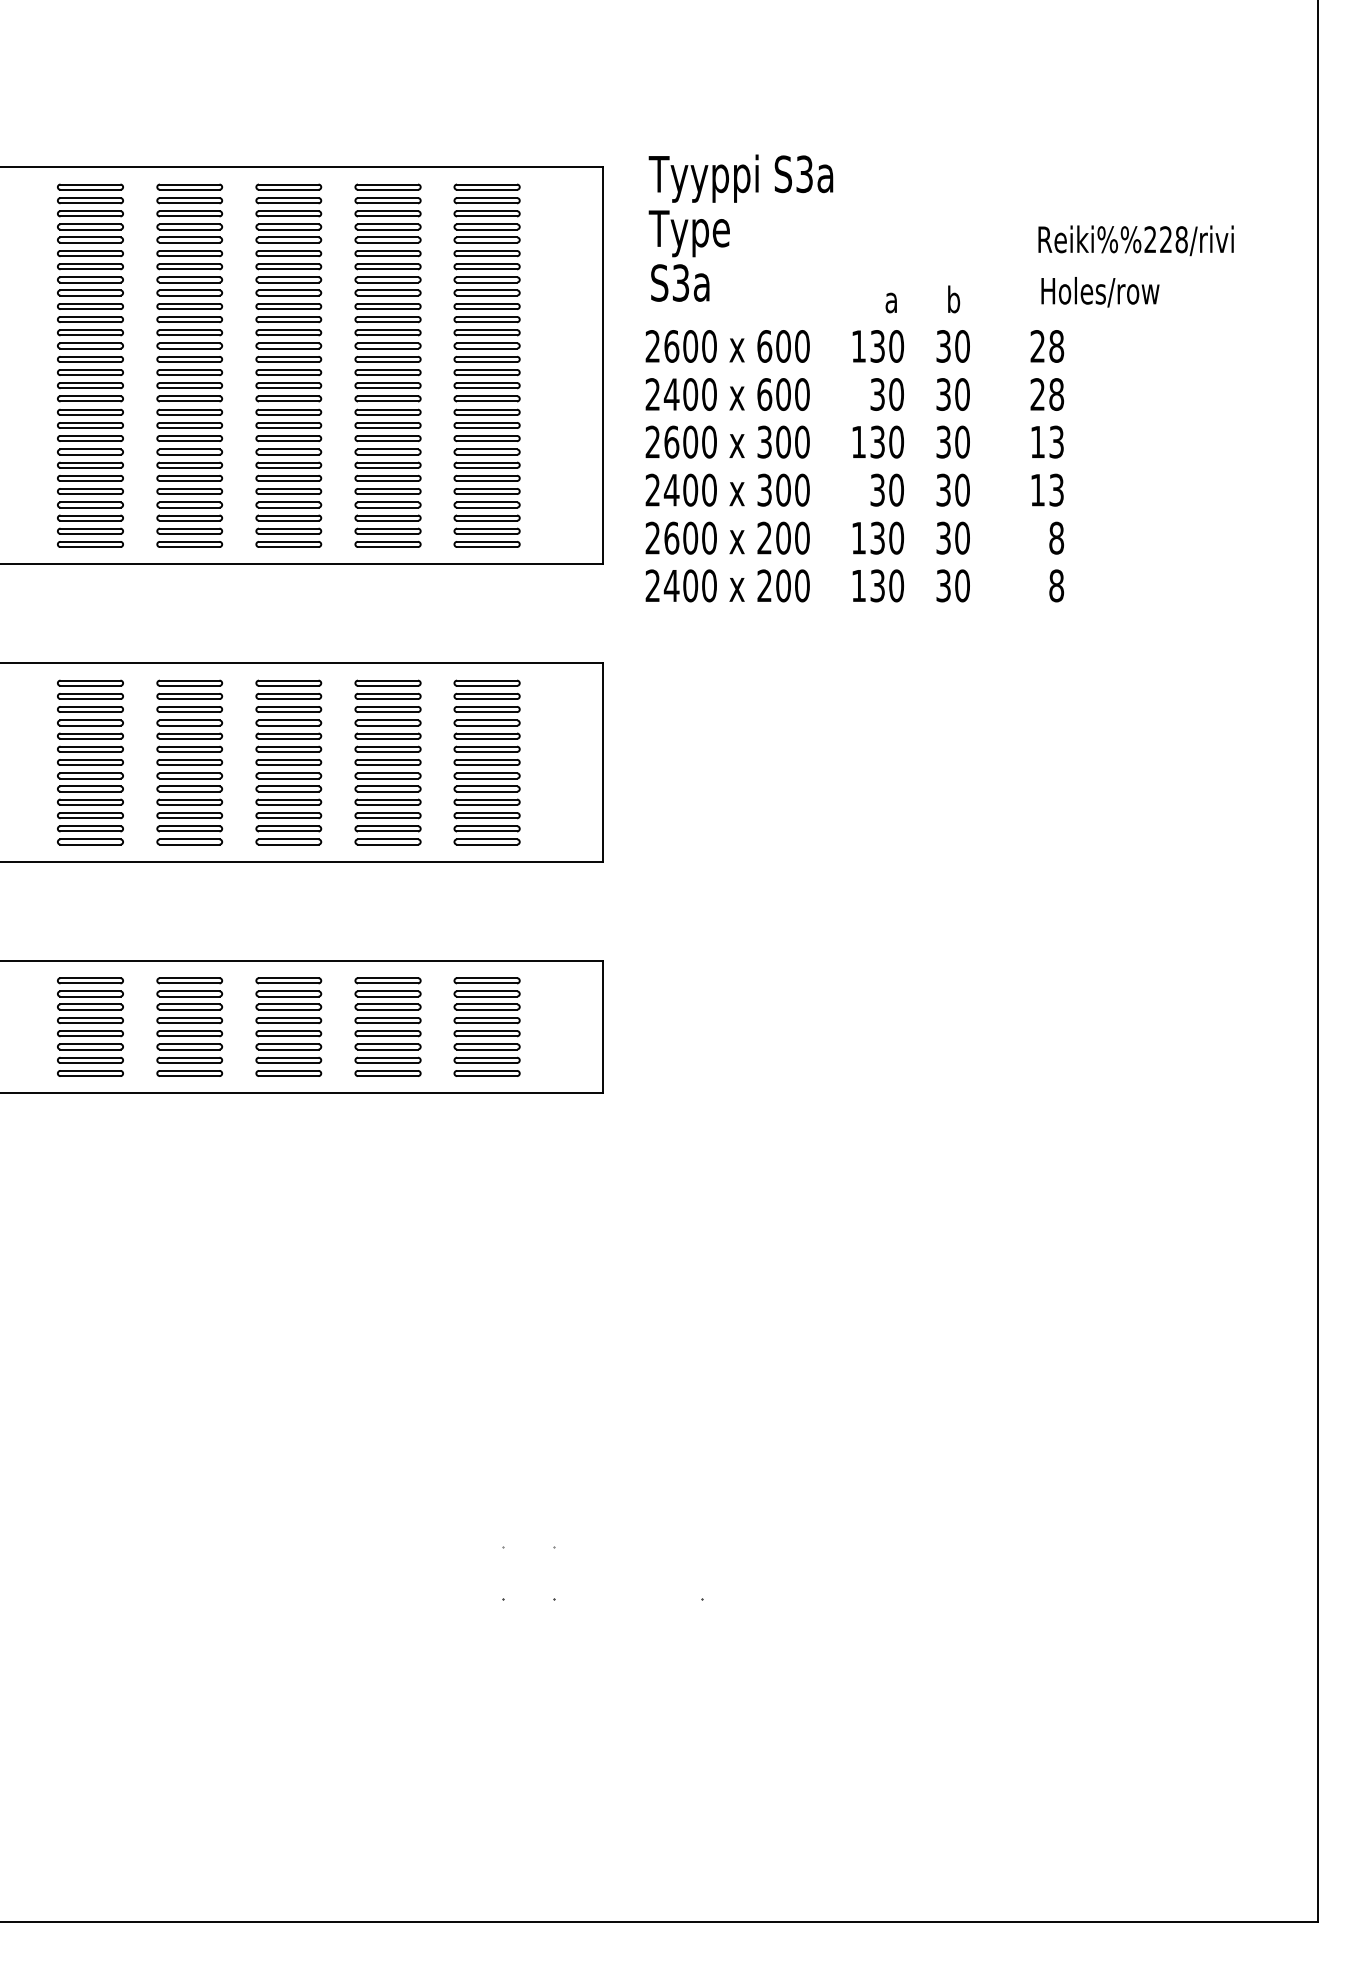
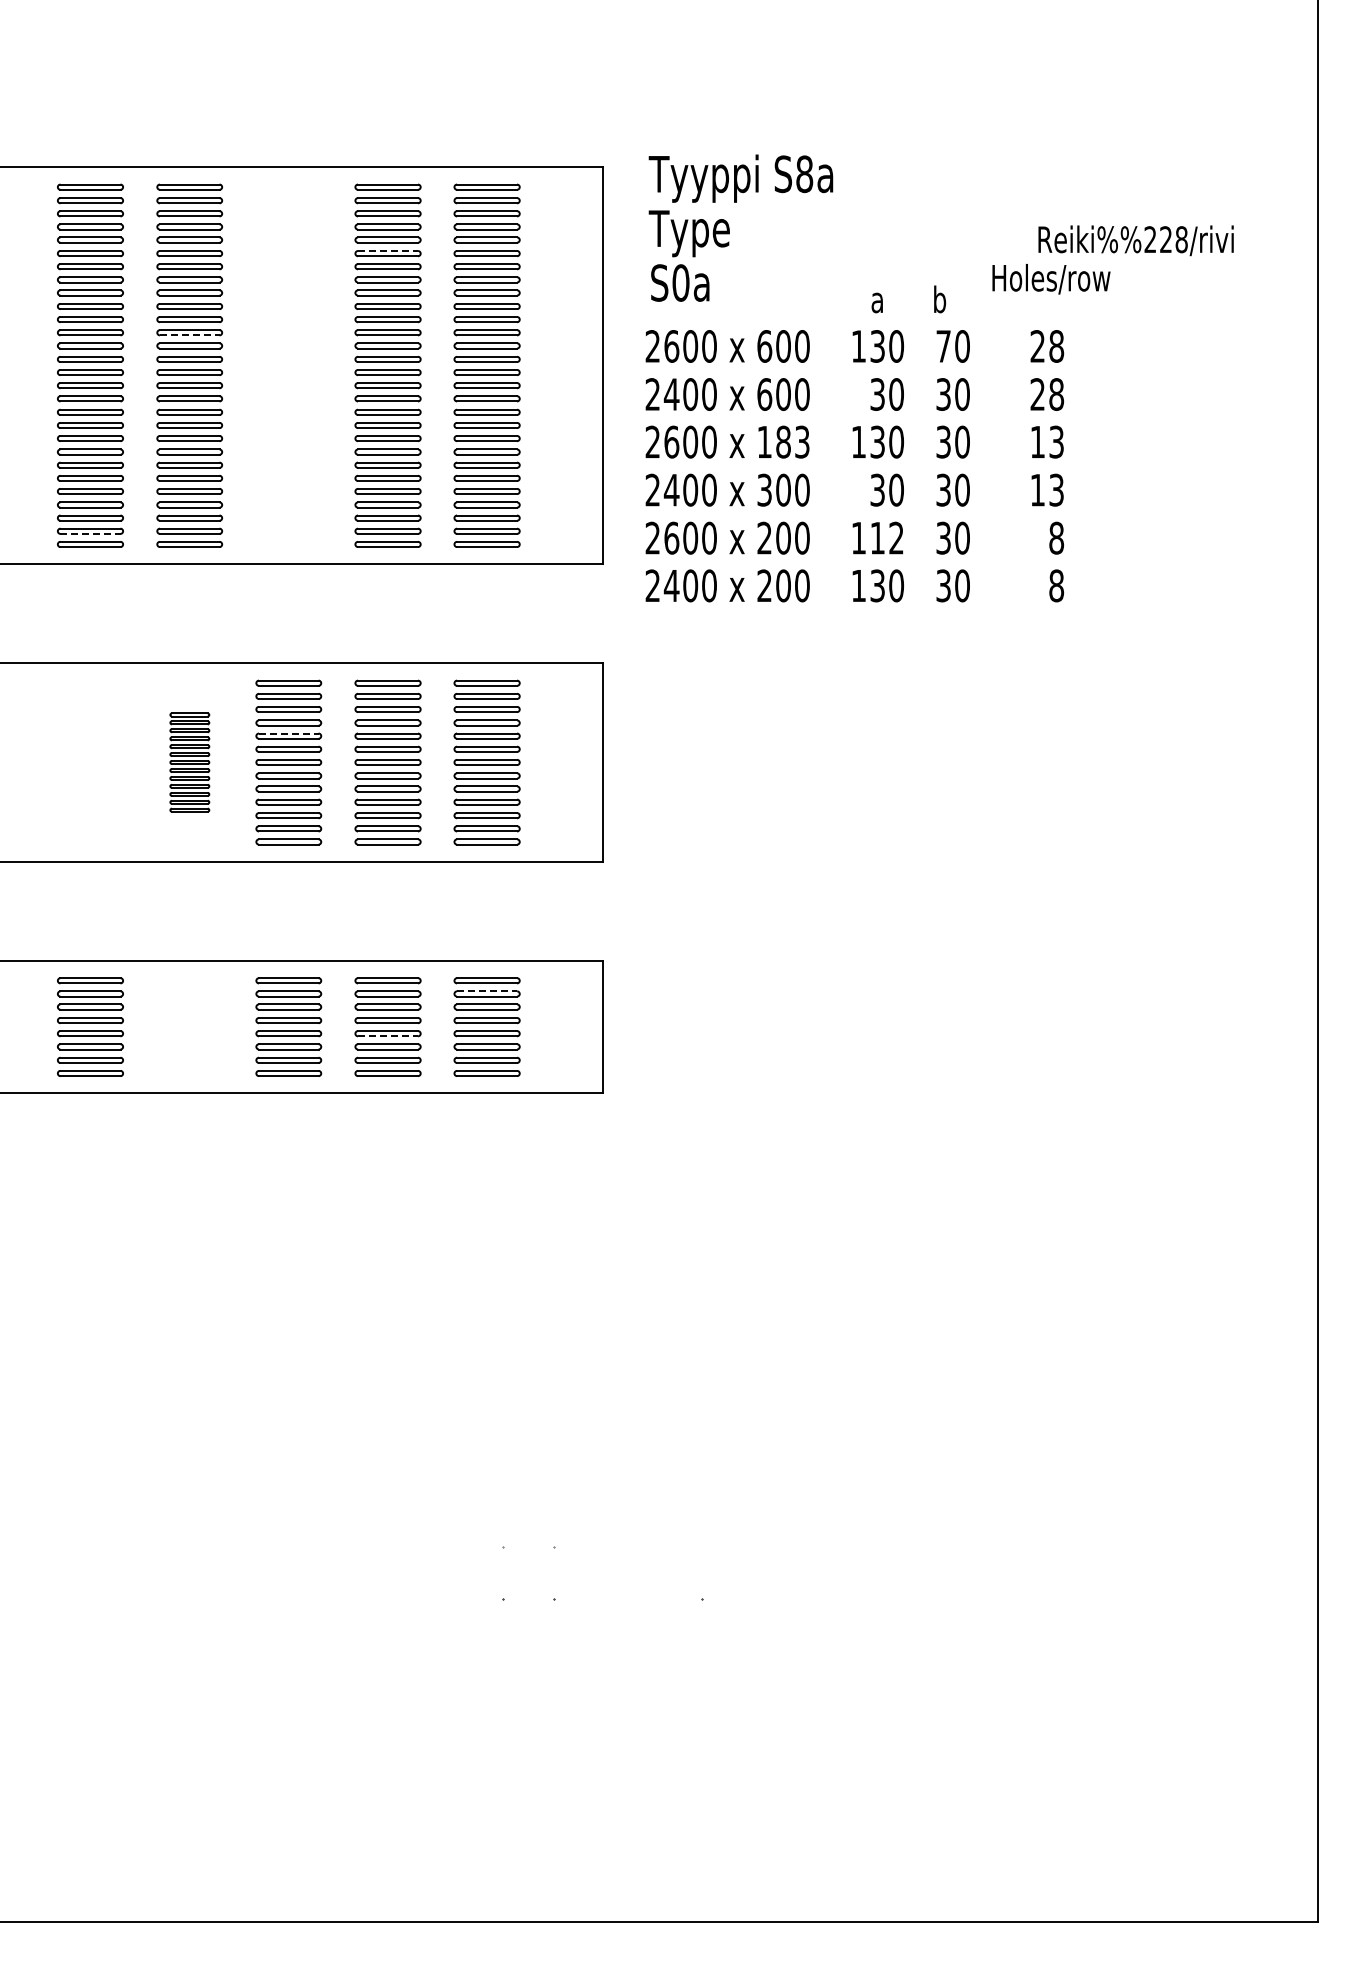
text: S3a -> S8a (804, 174)
line: solid -> dashed (388, 250)
text: S3a -> S0a (680, 282)
text position: (1100, 292) -> (1051, 279) (1051, 279)
text position: (922, 299) -> (908, 299) (908, 299)
line: solid -> dashed (189, 335)
text: 30 -> 70 (943, 346)
part: present -> none (288, 365)
text: 300 -> 183 (783, 441)
line: solid -> dashed (90, 533)
text: 130 -> 112 (887, 537)
line: solid -> dashed (288, 733)
part: present -> none (90, 762)
part size: 68x167 px -> 42x101 px (189, 762)
line: solid -> dashed (487, 991)
part: present -> none (189, 1026)
line: solid -> dashed (388, 1036)
